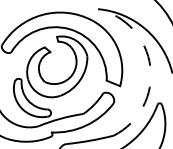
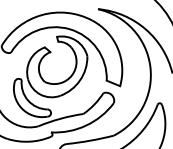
arc: dashed -> solid (150, 66)
